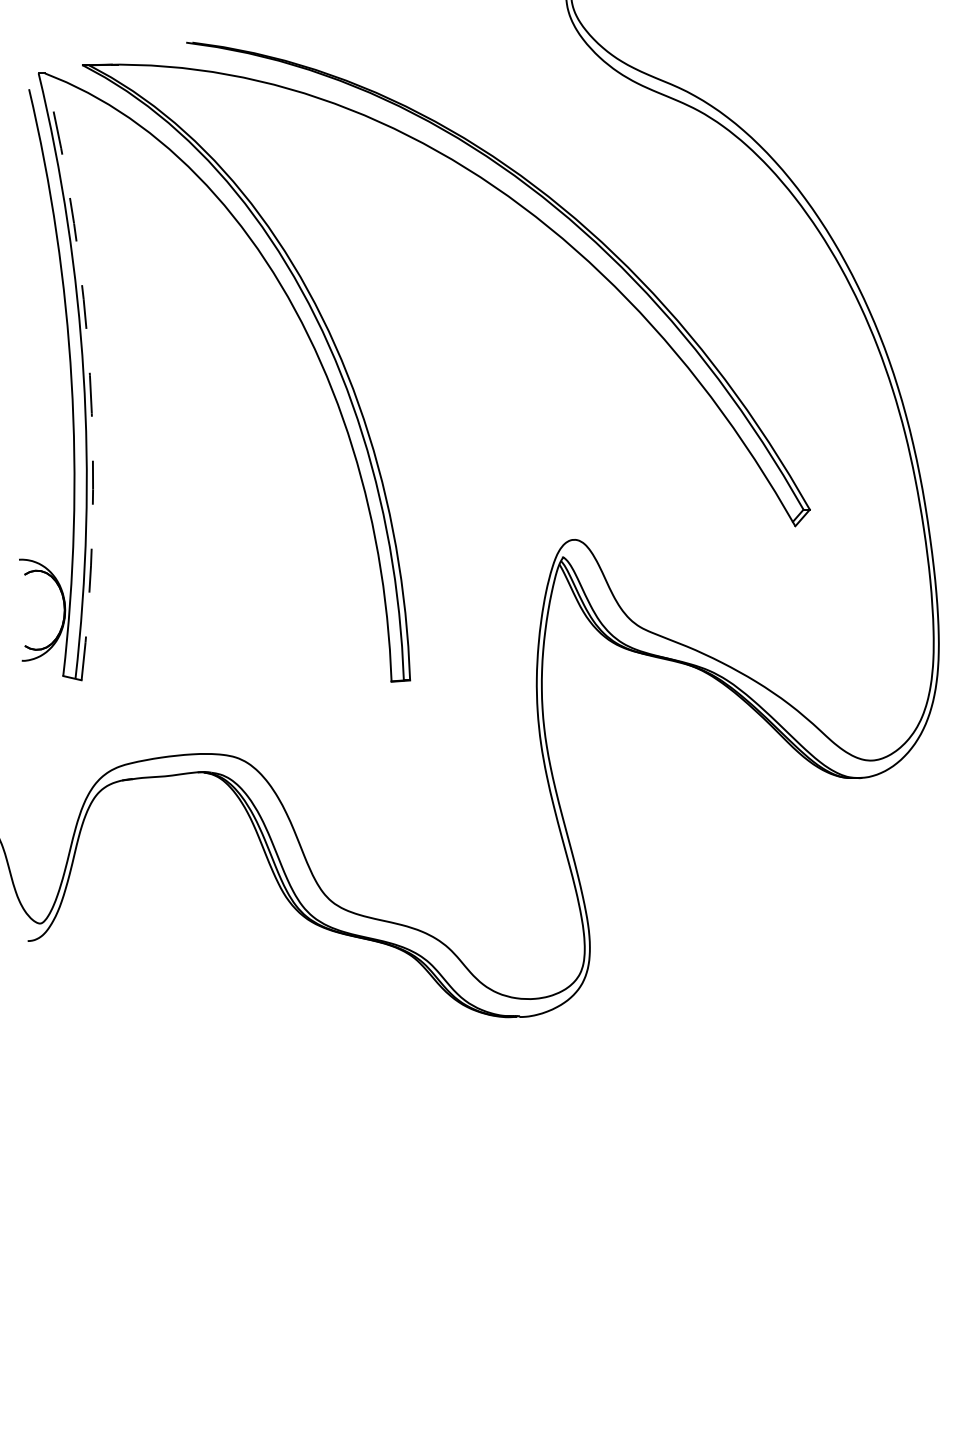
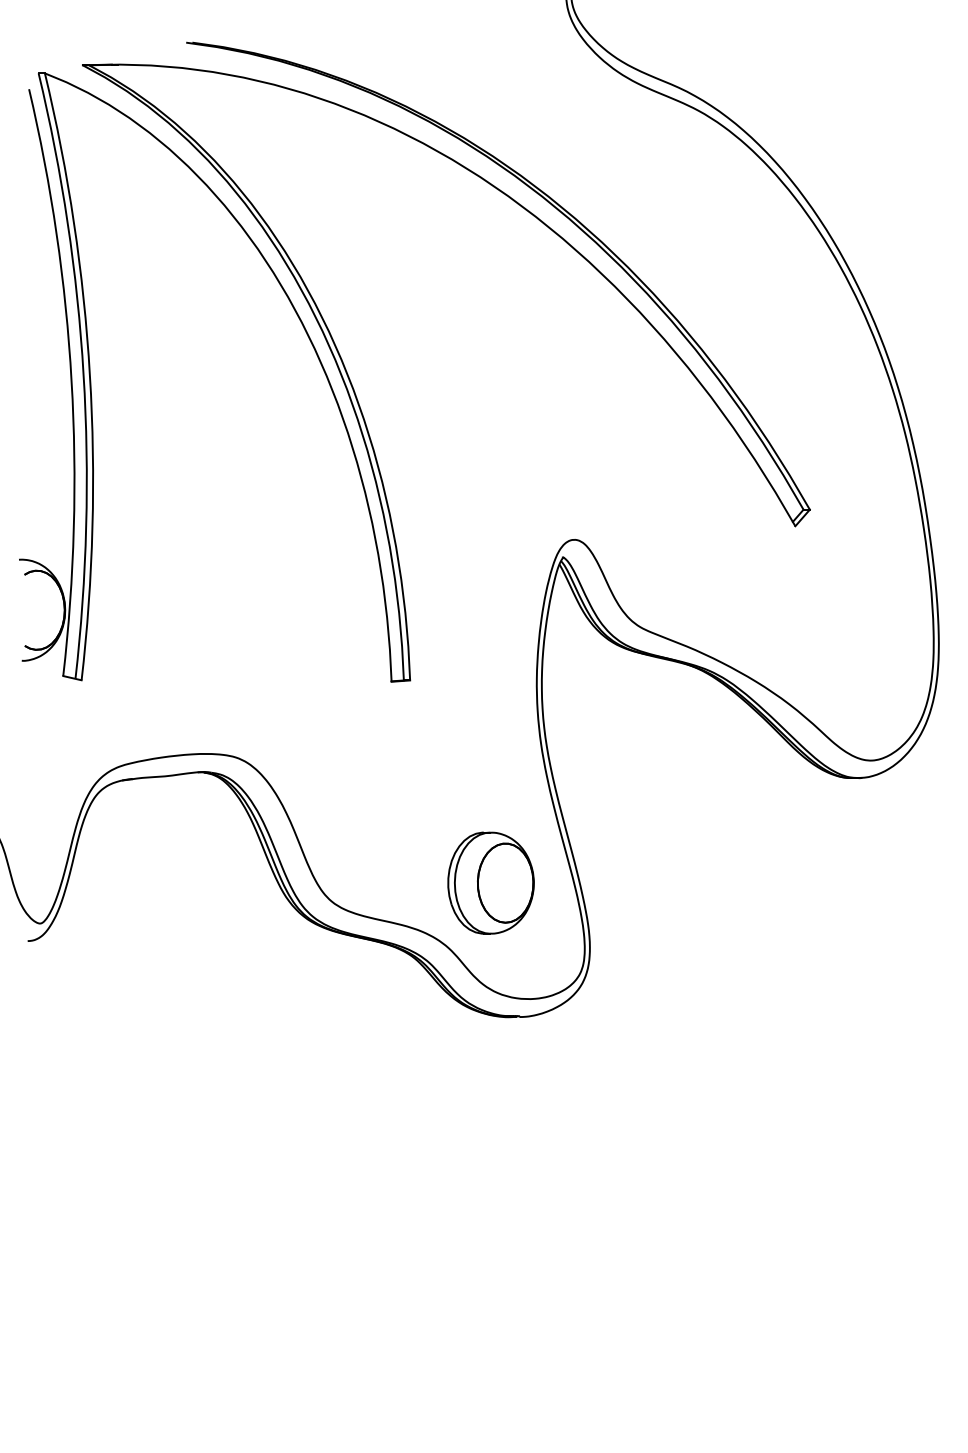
arc: dashed -> solid (89, 375)
part: none -> present (490, 882)
